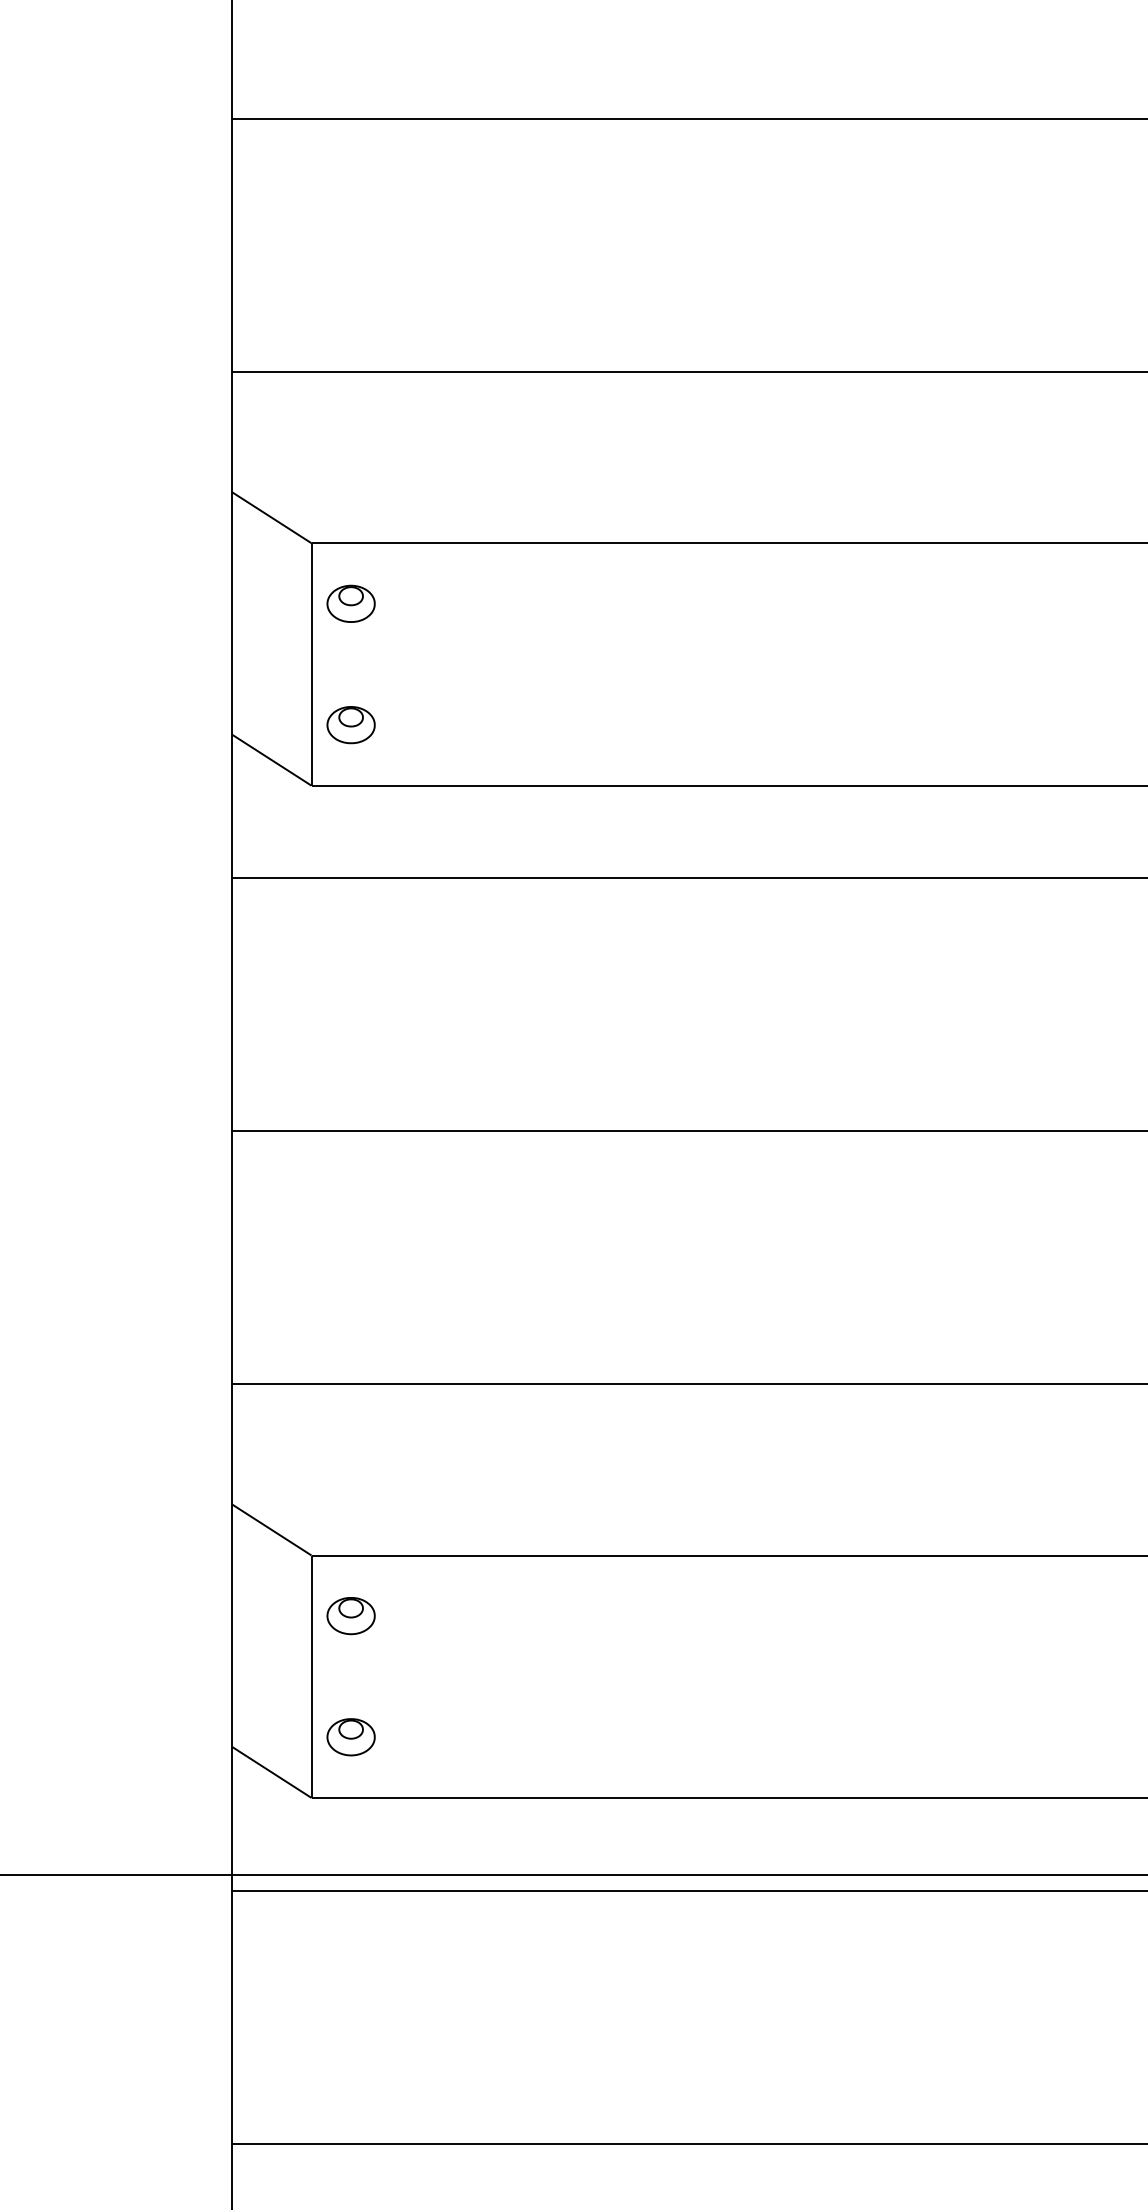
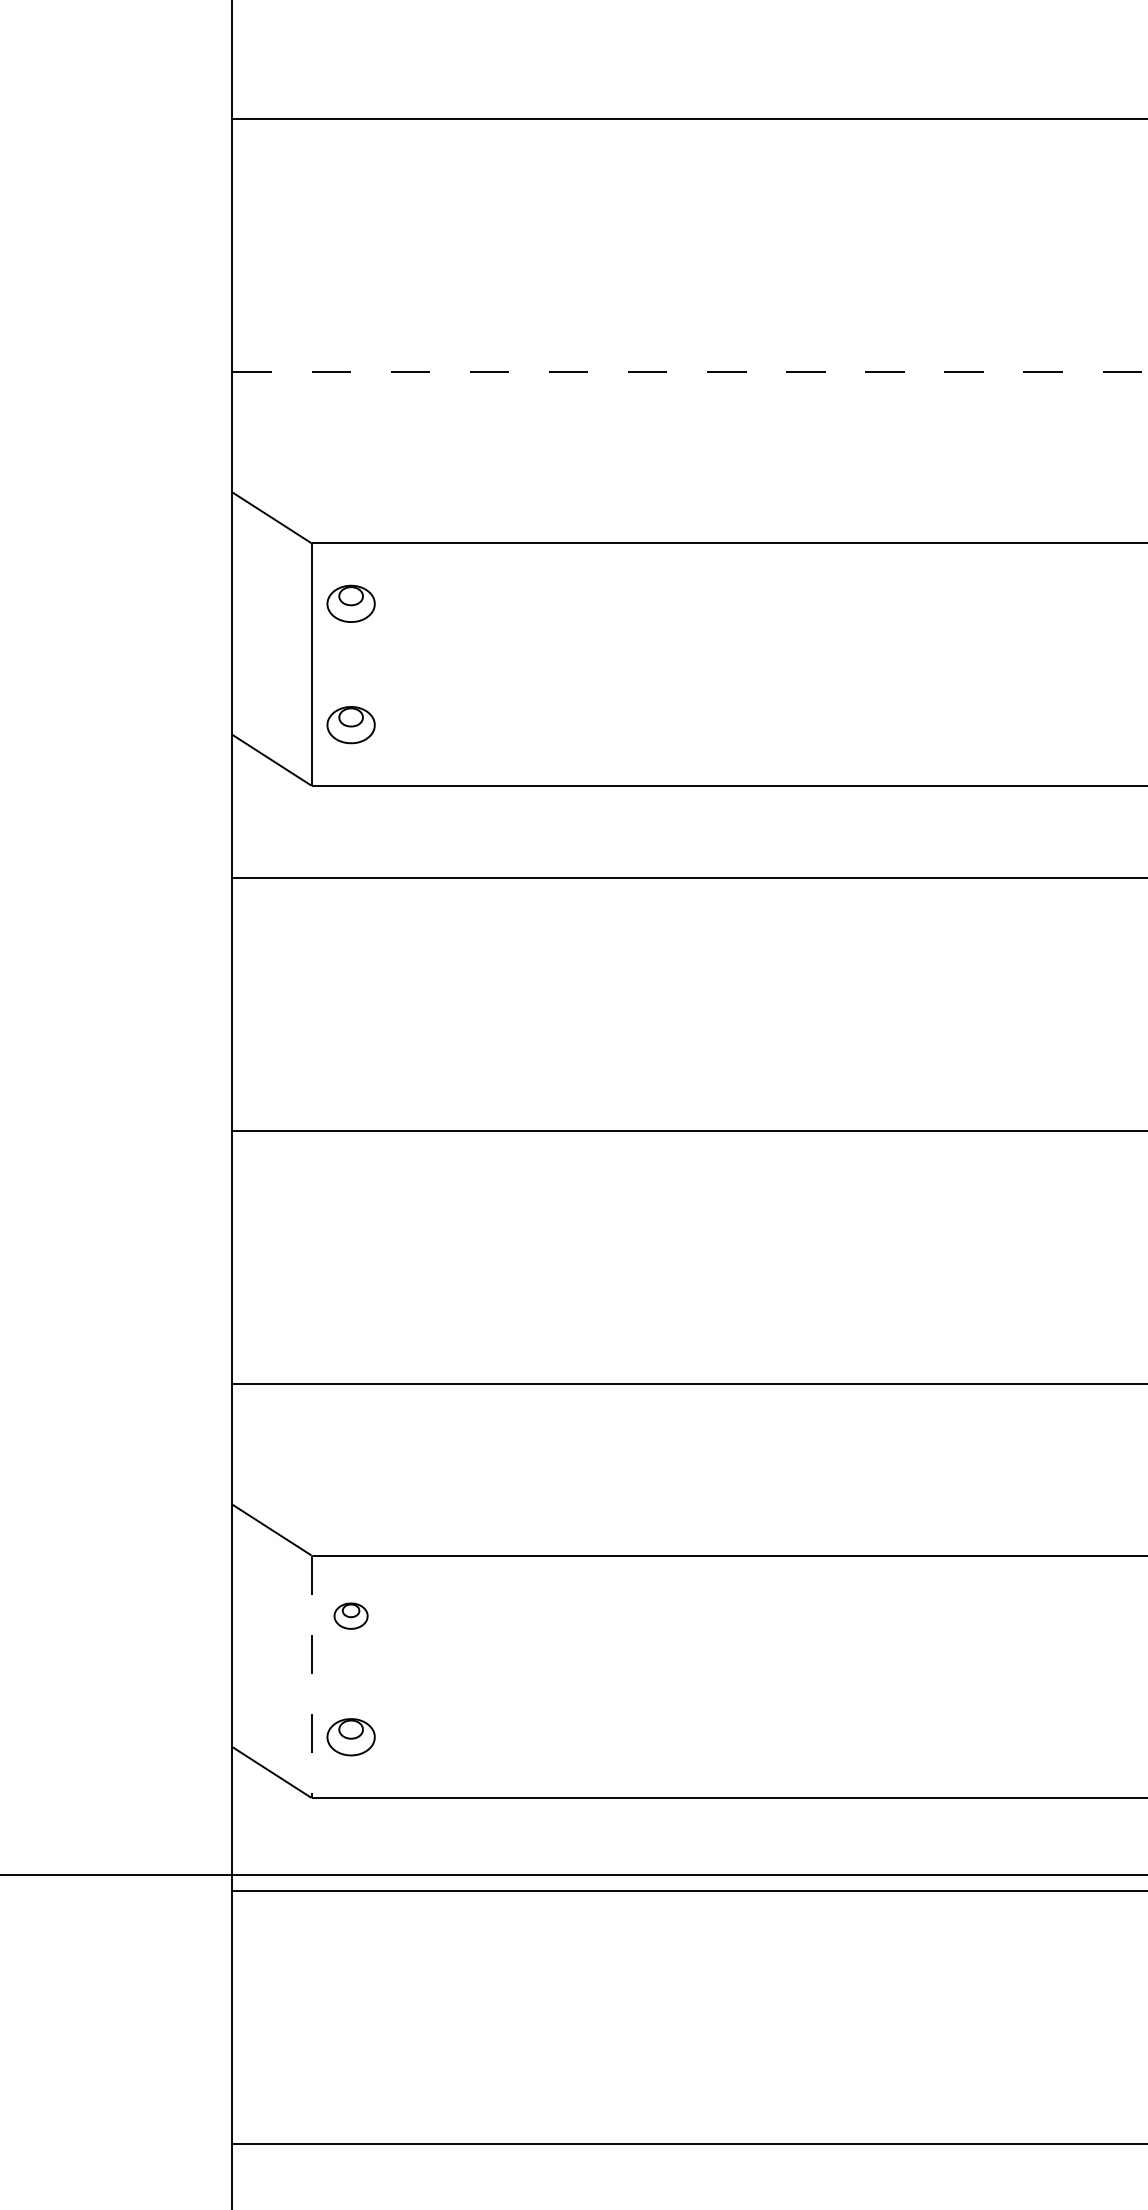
line: solid -> dashed (690, 372)
part size: 50x39 px -> 36x28 px (350, 1615)
line: solid -> dashed (311, 1677)
